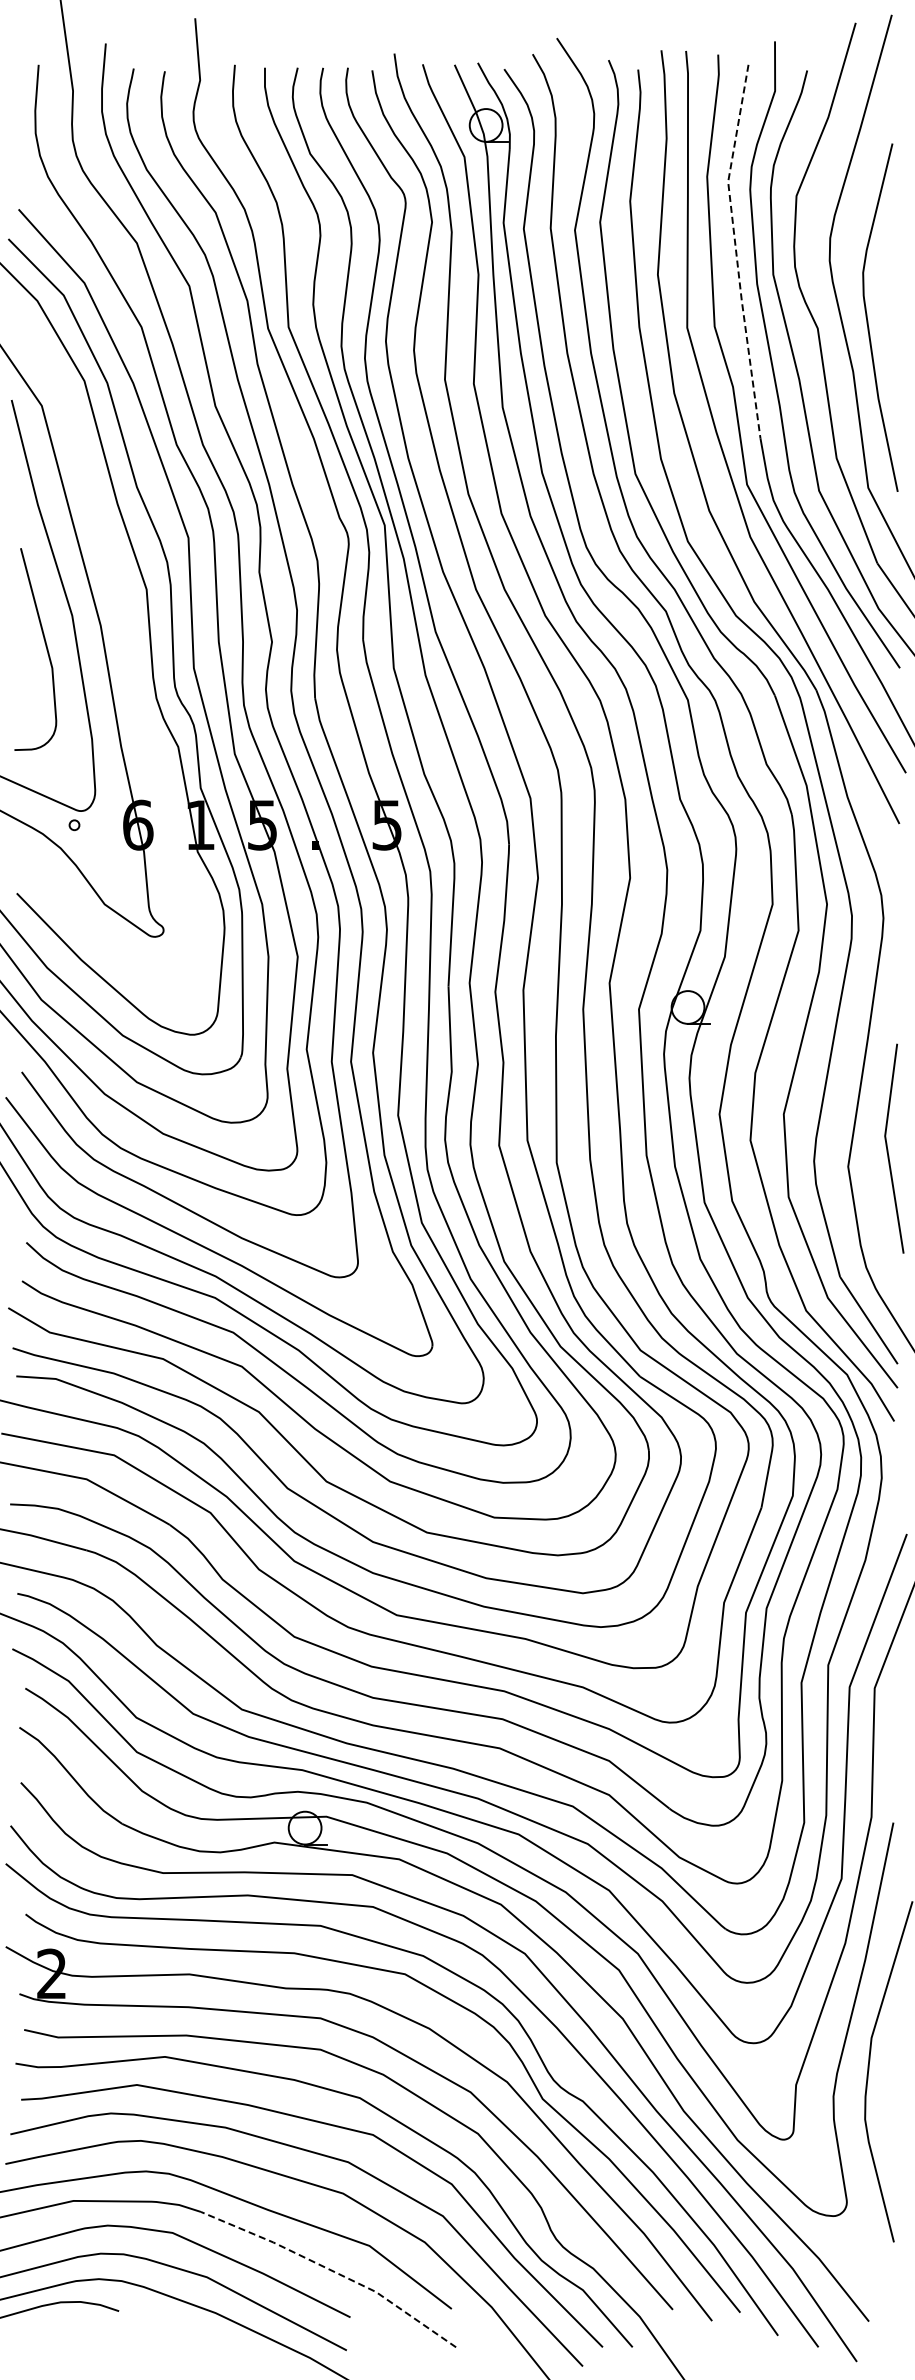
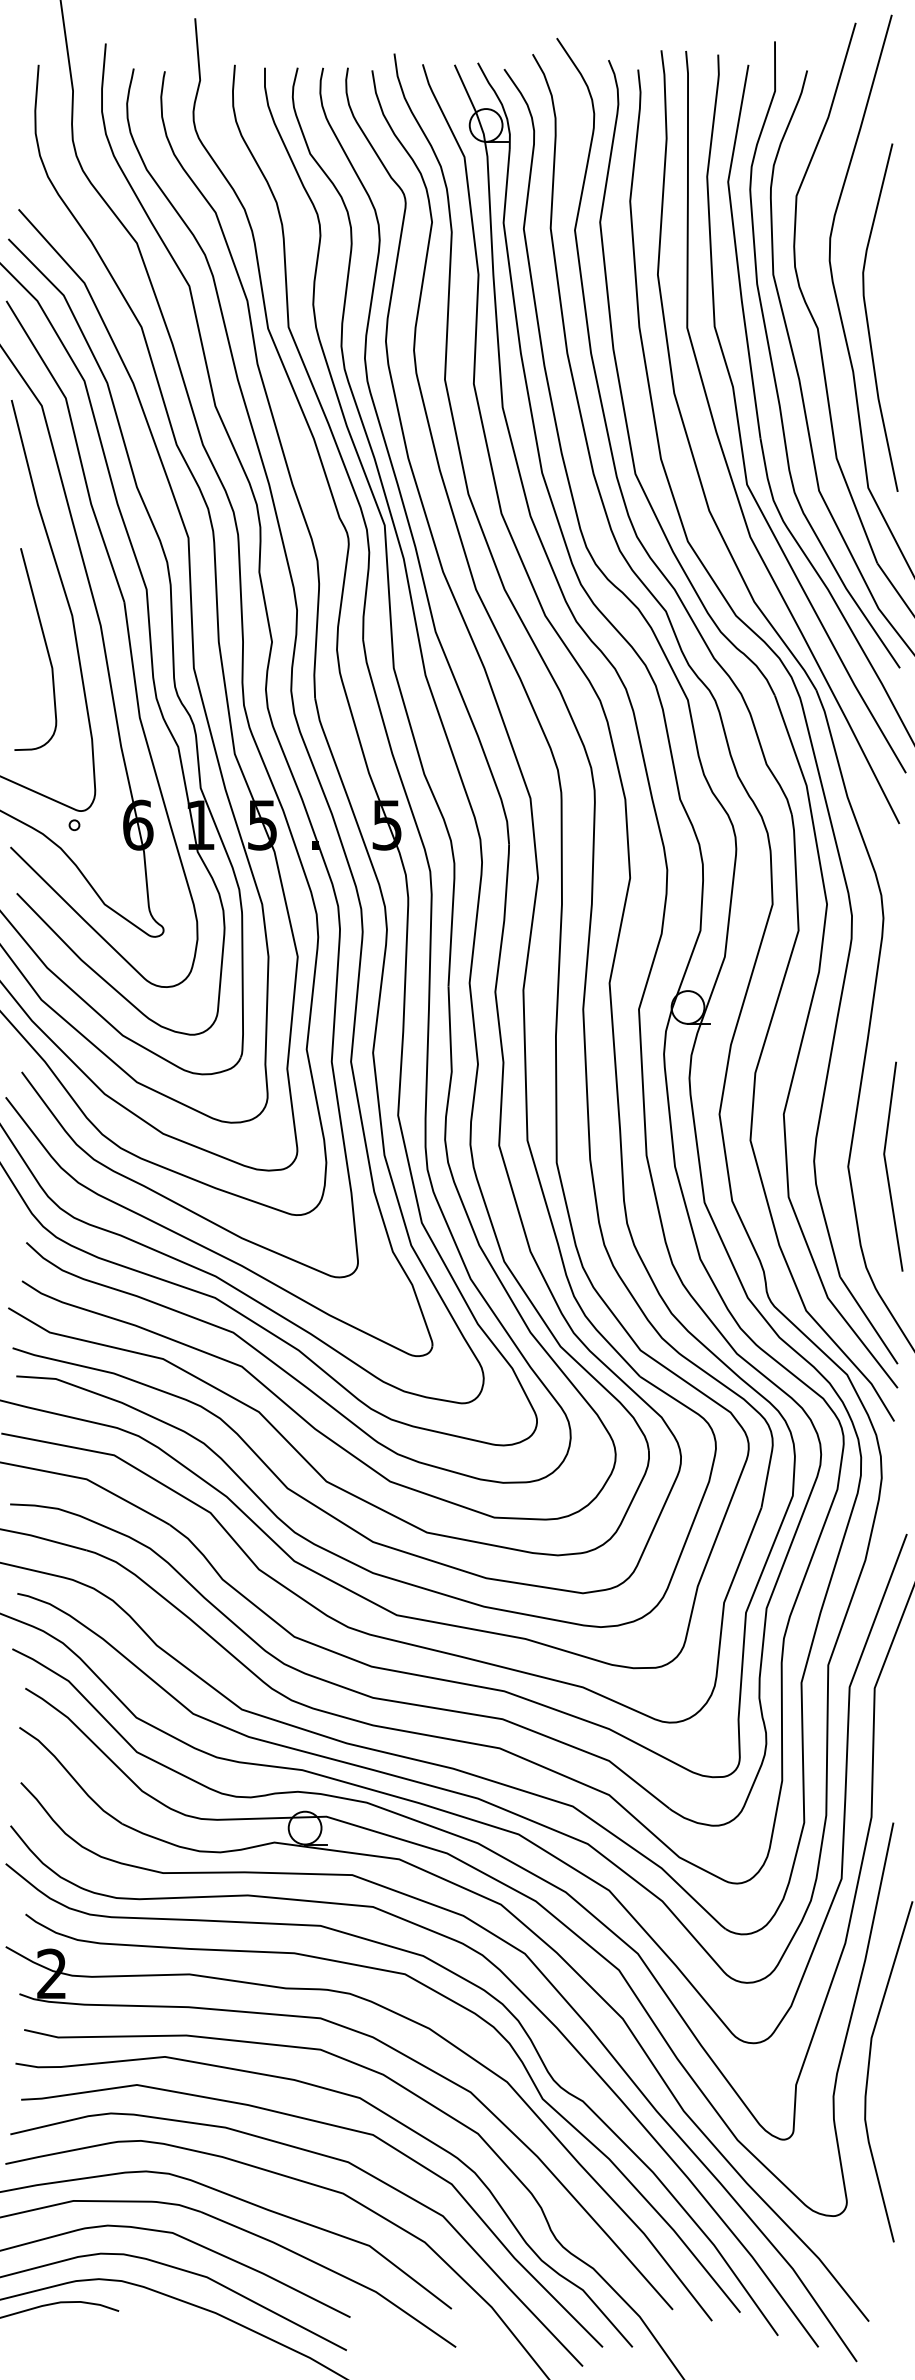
line: dashed -> solid (736, 251)
part: none -> present (128, 642)
line position: (888, 1149) -> (887, 1167) (887, 1167)
line: dashed -> solid (333, 2271)
